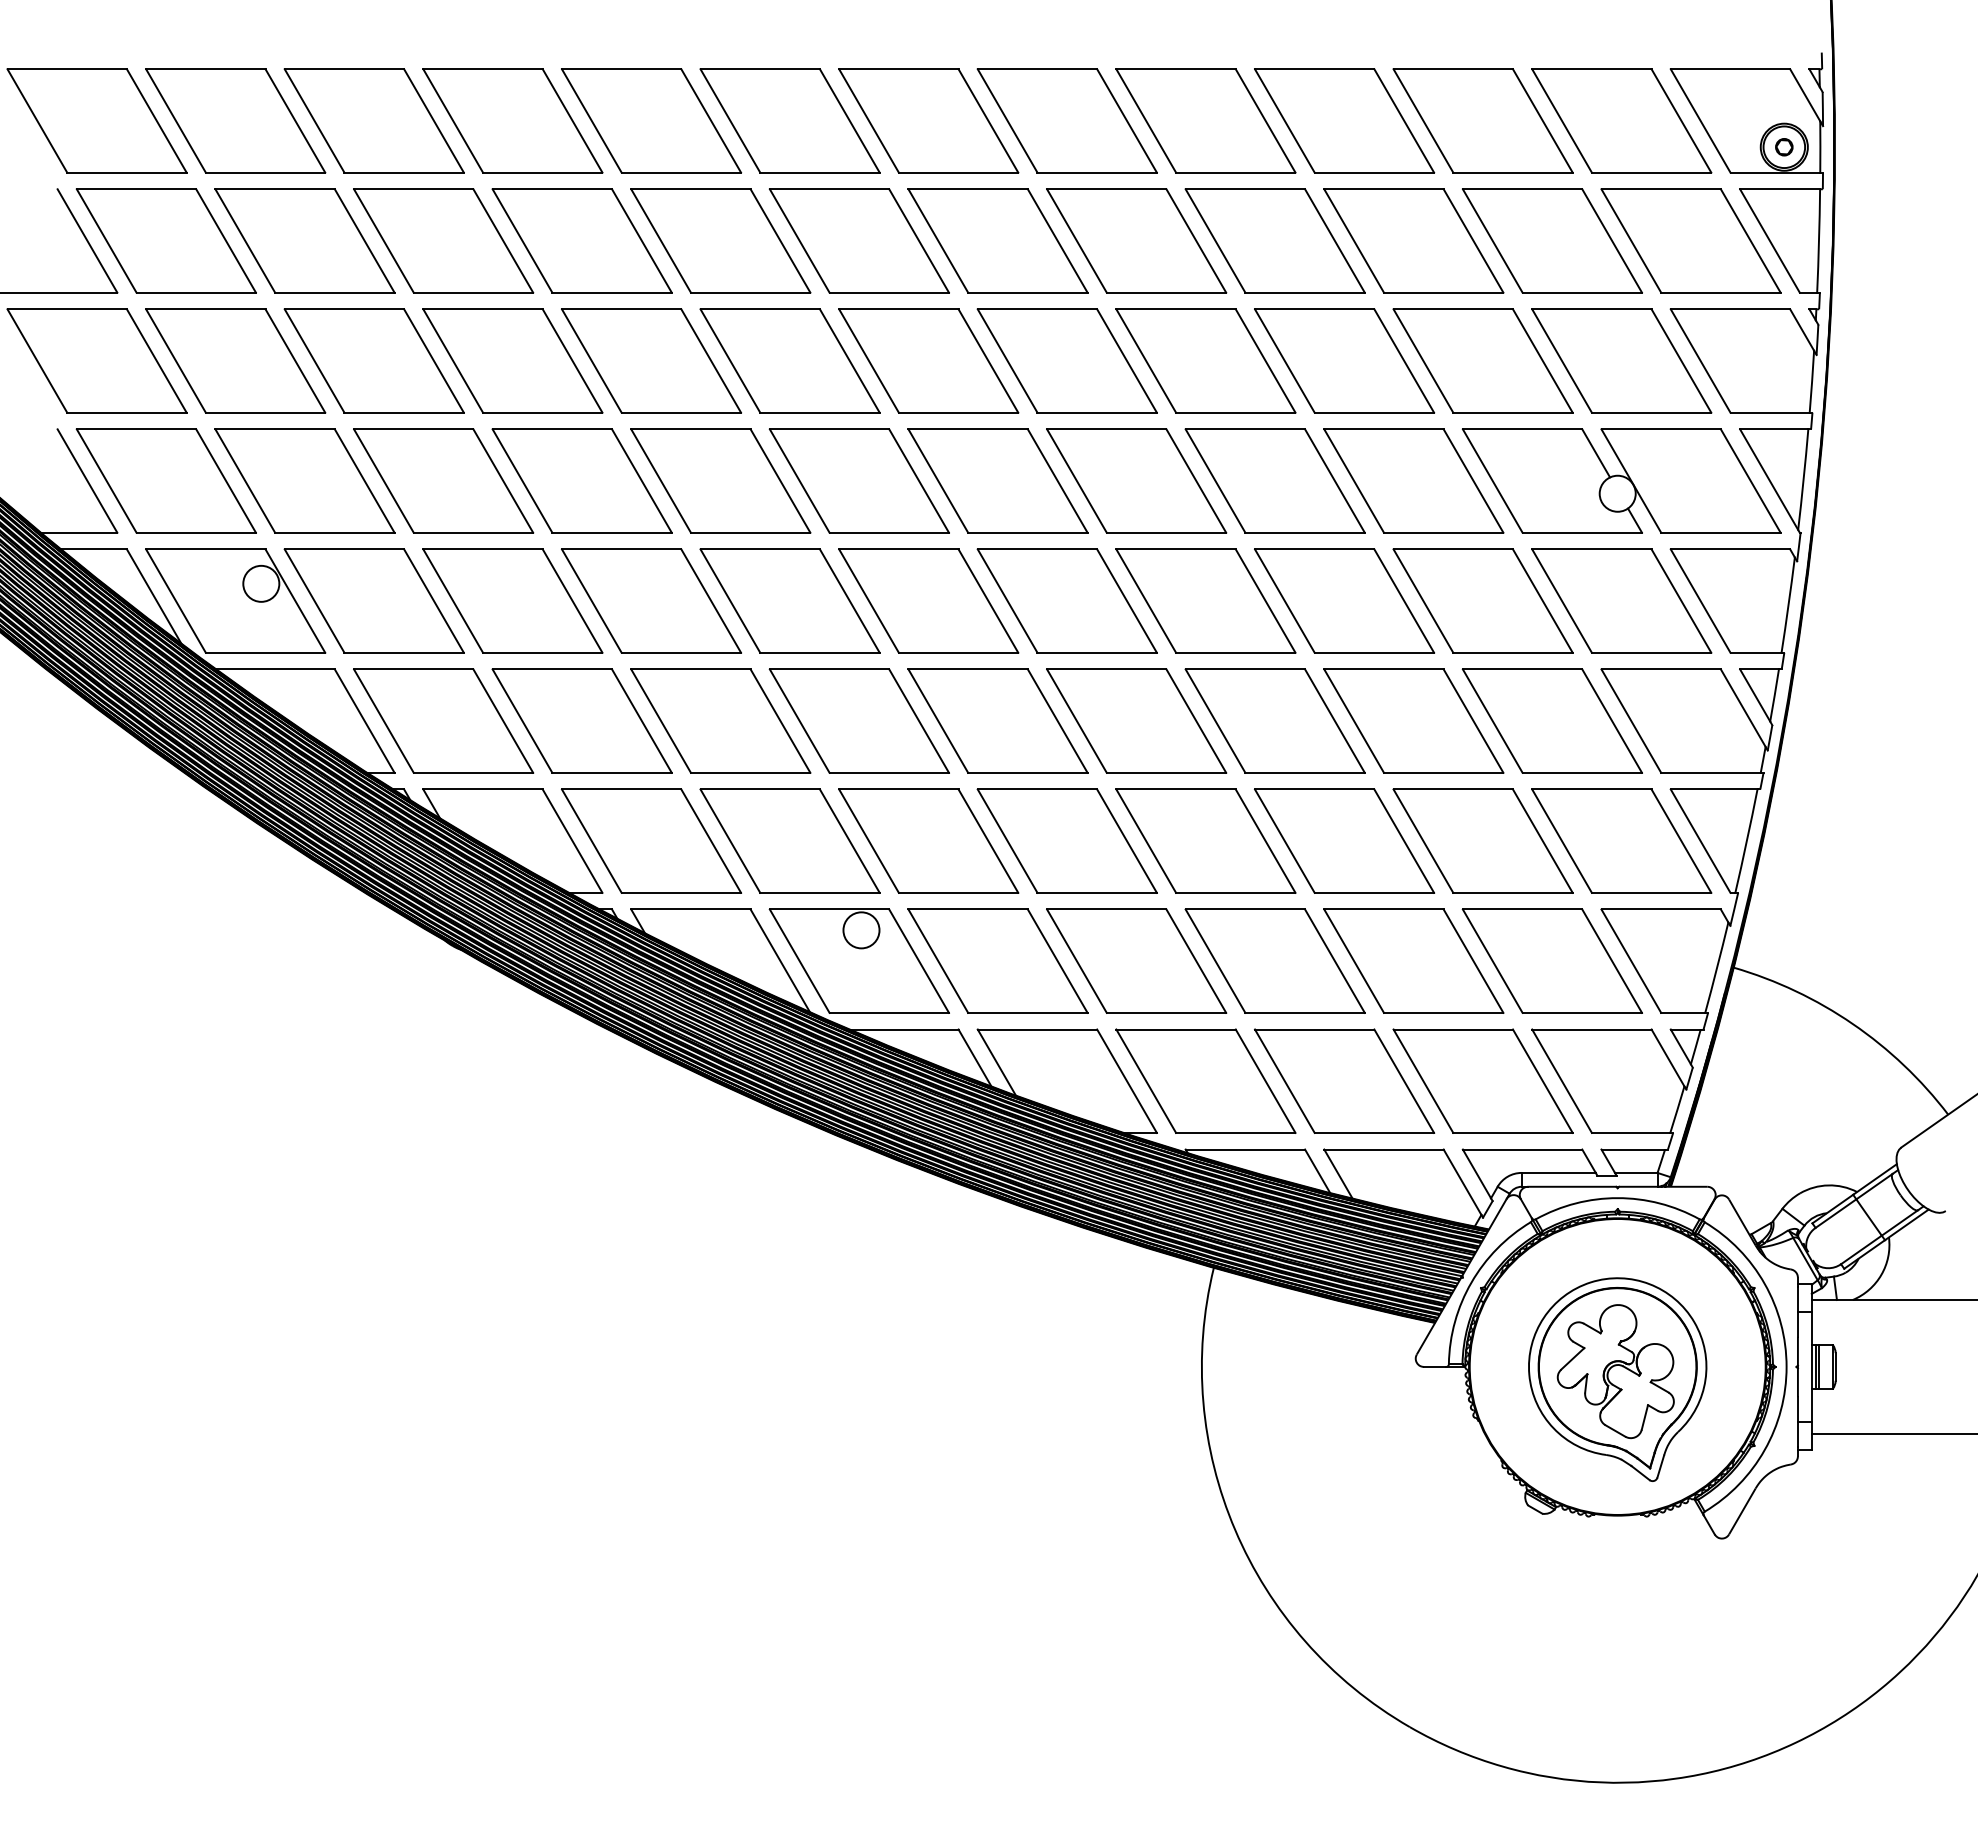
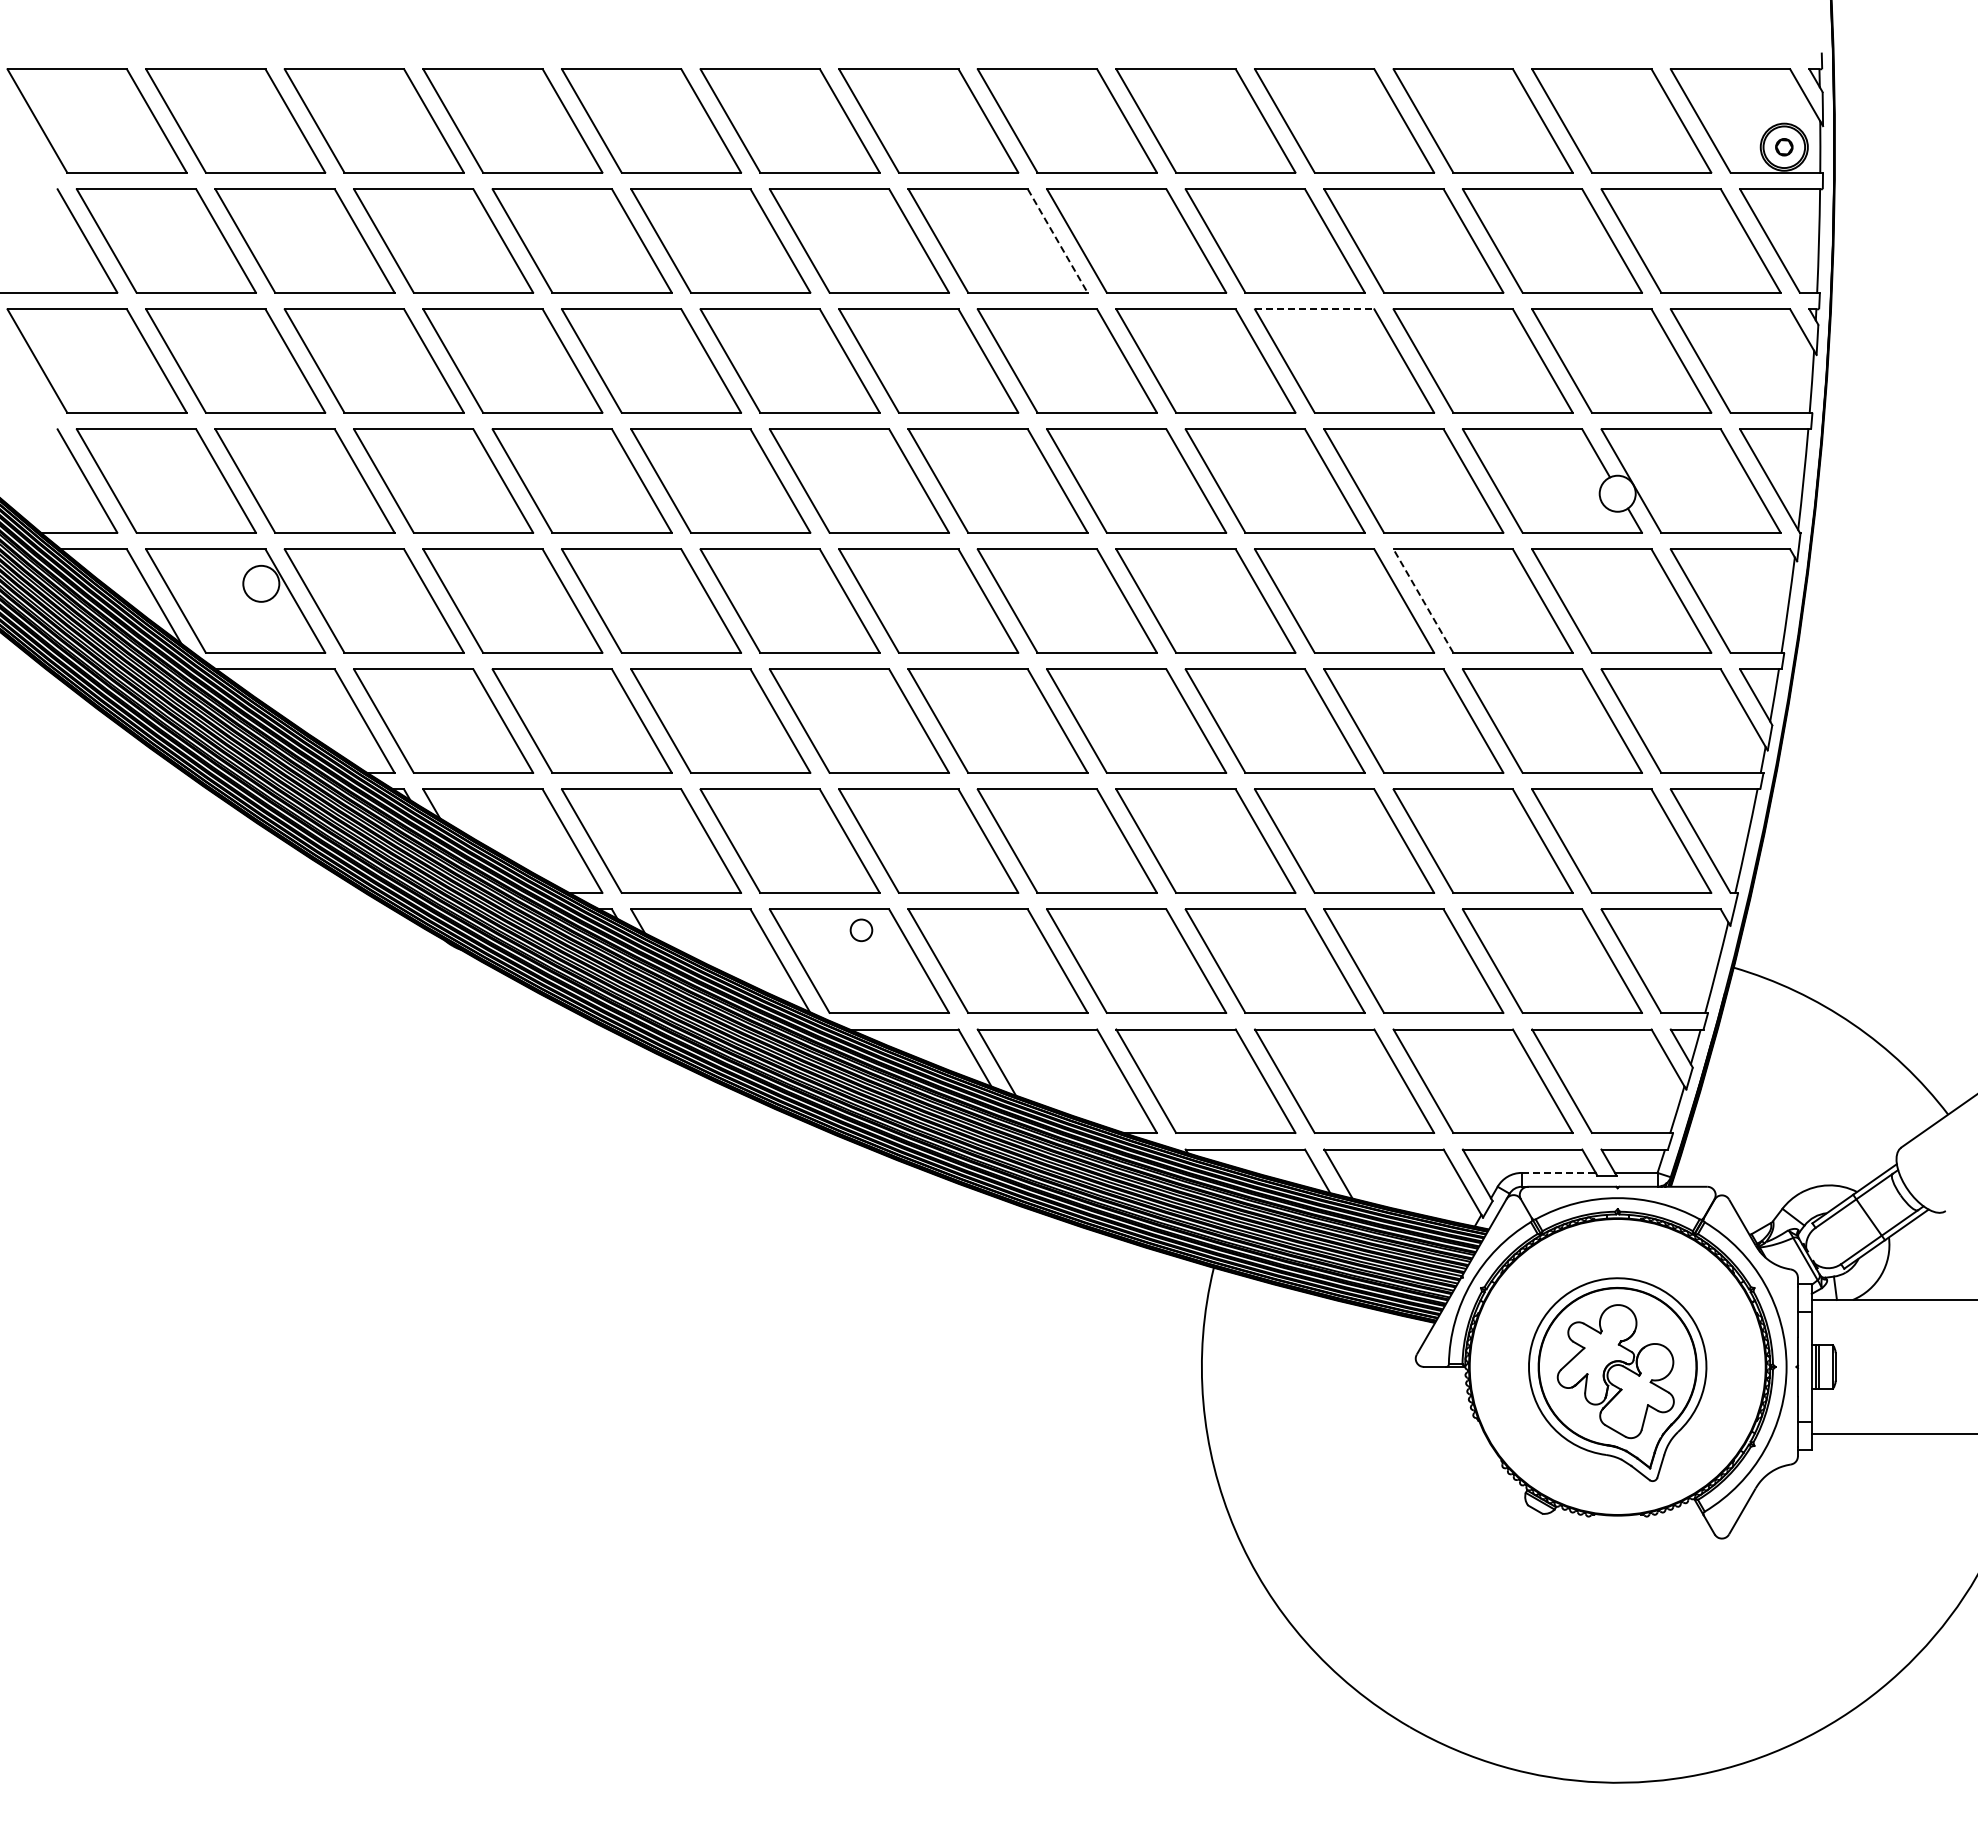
line: solid -> dashed (1057, 240)
line: solid -> dashed (1314, 309)
line: solid -> dashed (1423, 601)
circle diameter: 36 px -> 22 px (861, 930)
line: solid -> dashed (1559, 1172)
